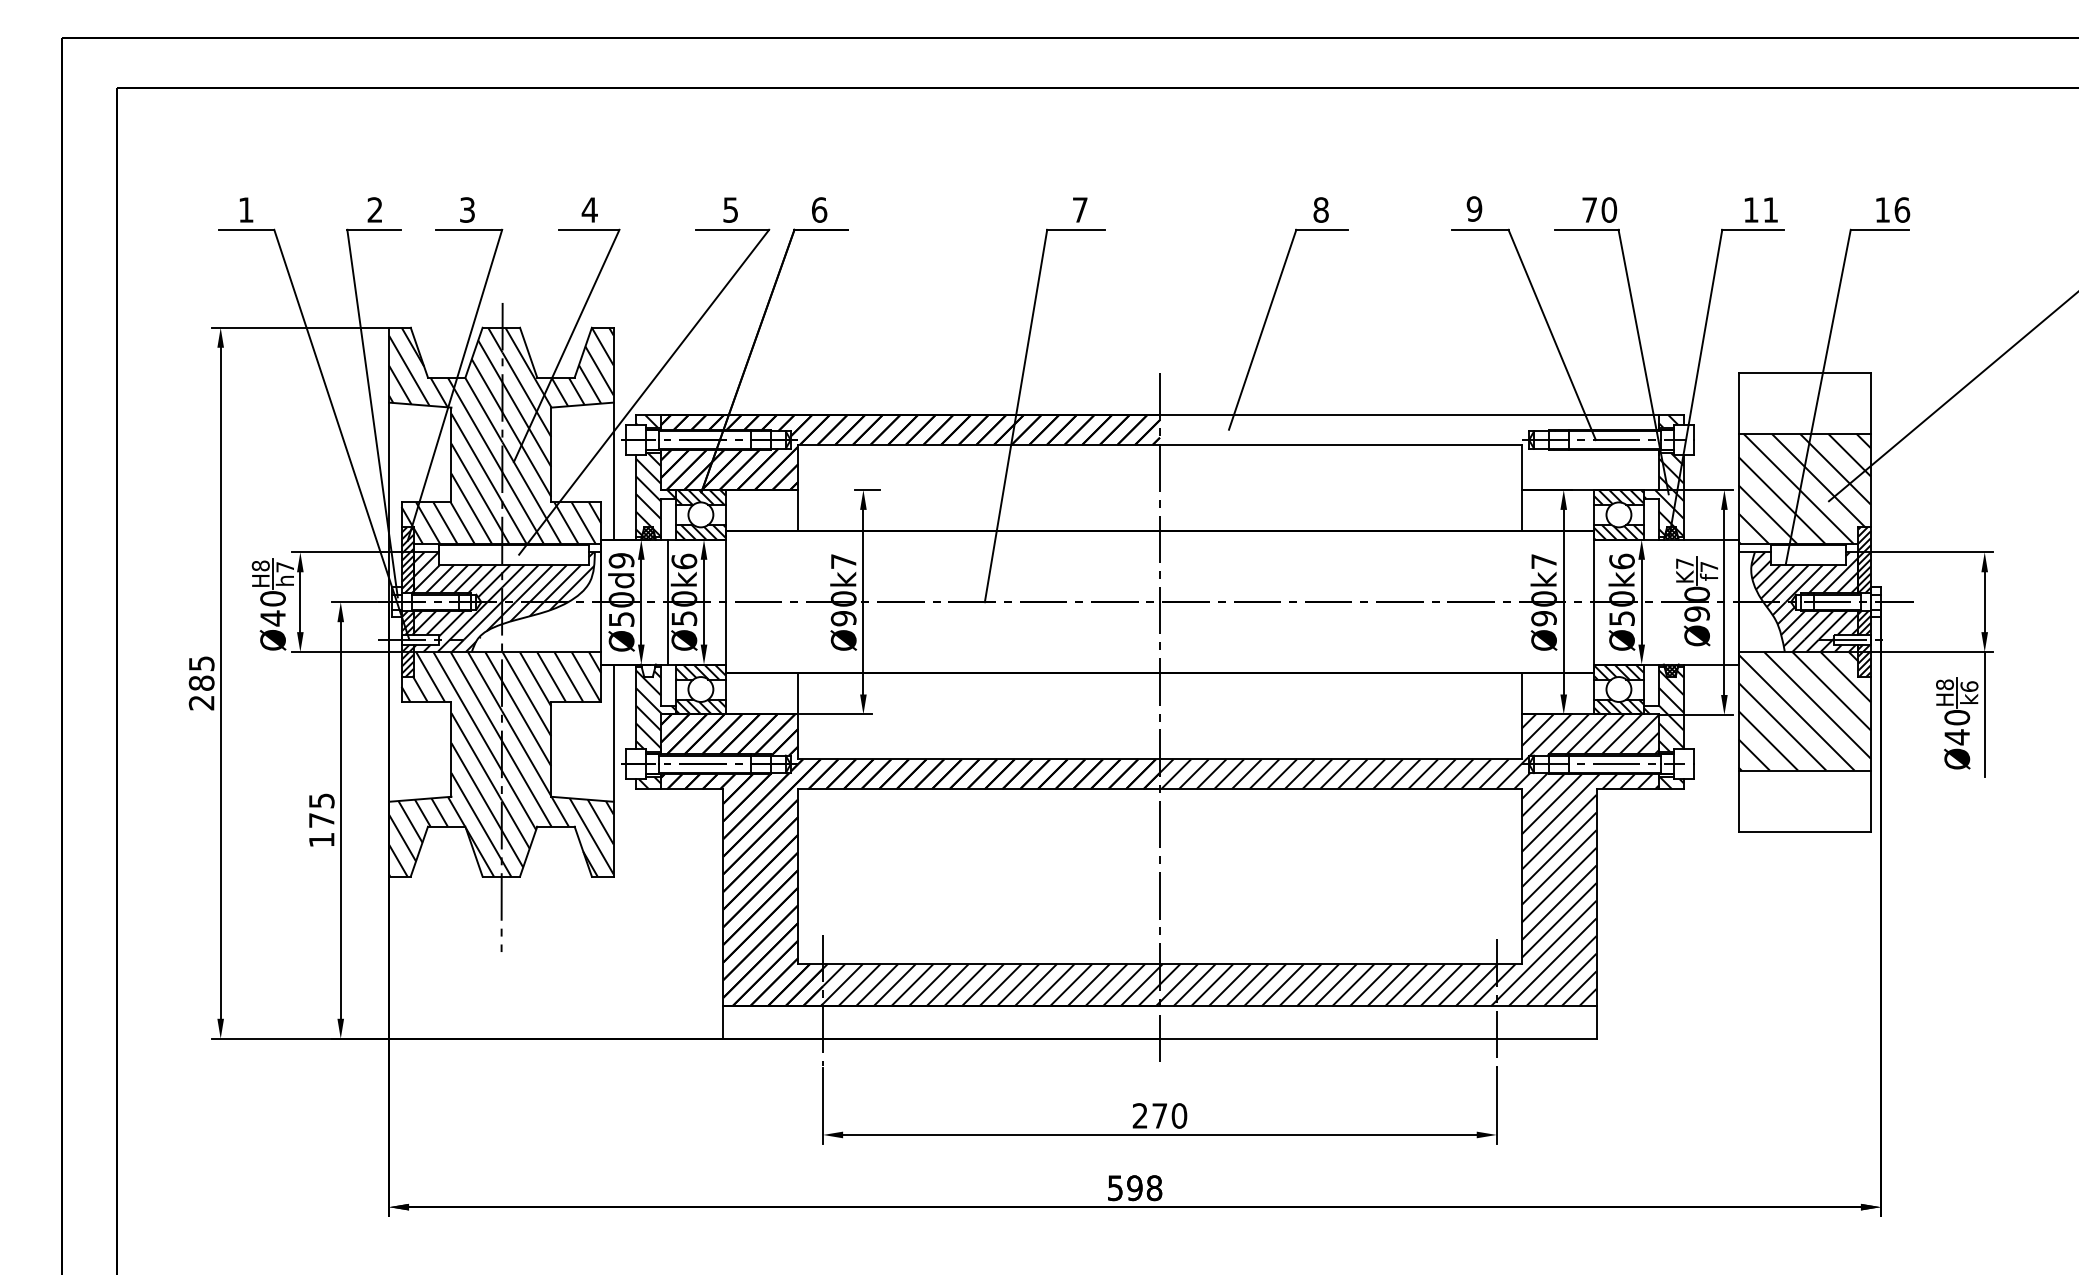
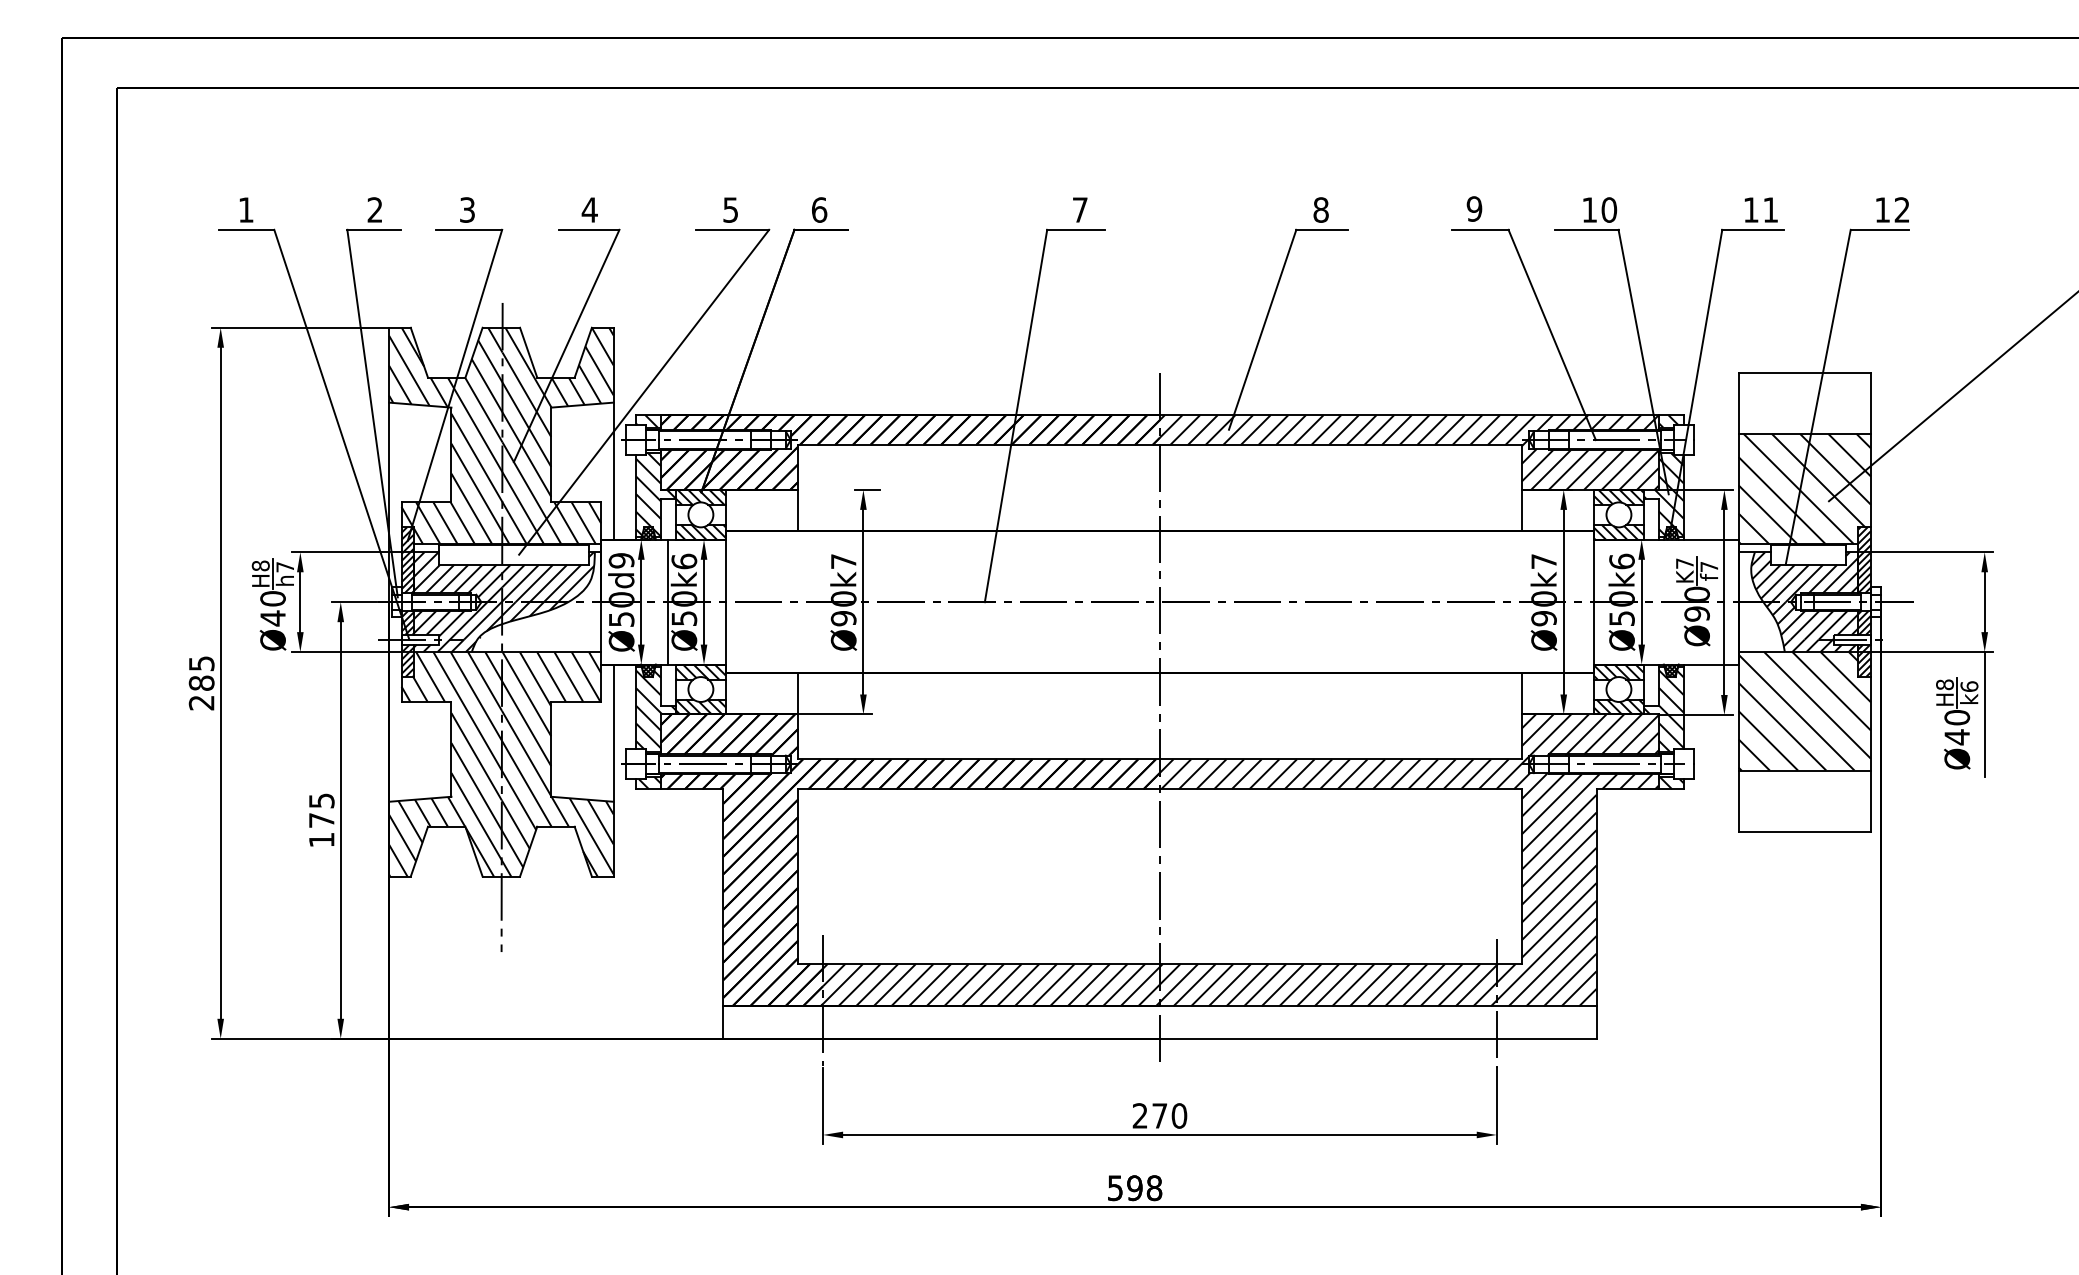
text: 70 -> 10 (1589, 209)
text: 16 -> 12 (1902, 209)
hatch: none -> present (1408, 452)
hatch: none -> present (648, 670)
